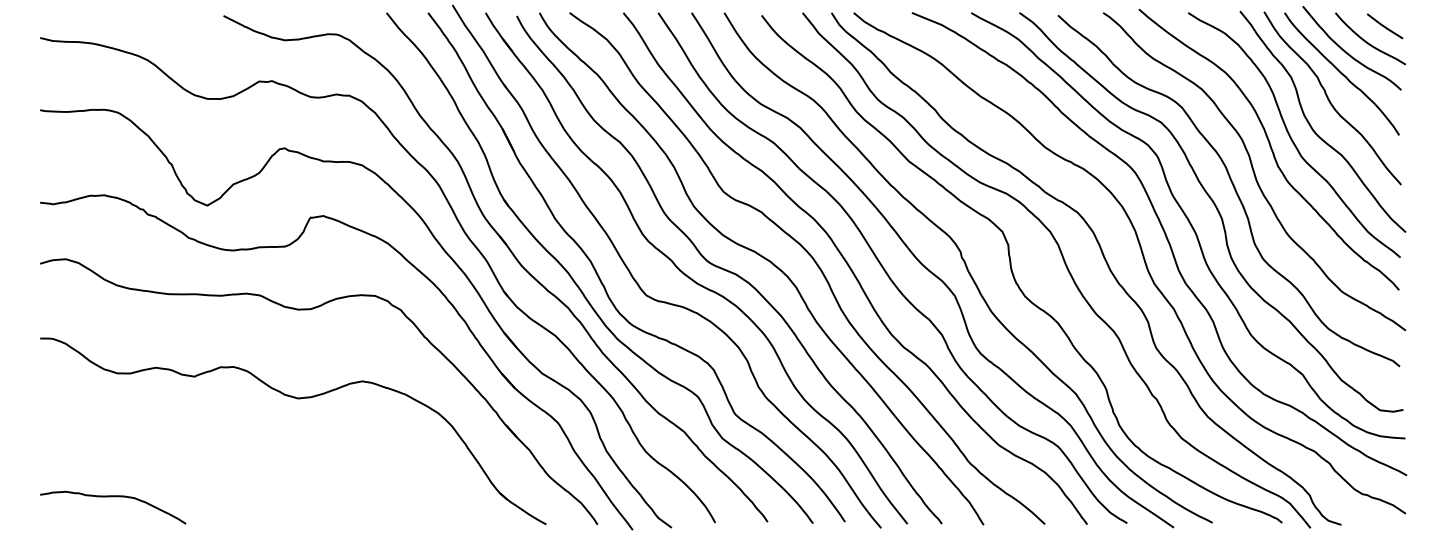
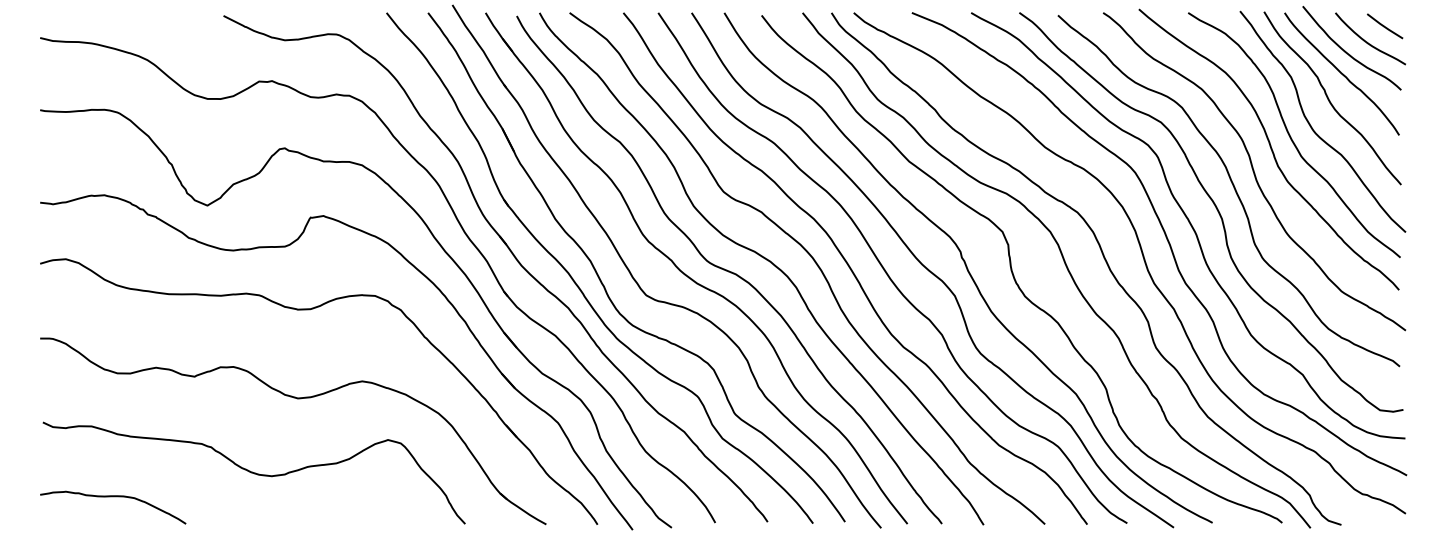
curve: none -> present (253, 472)
